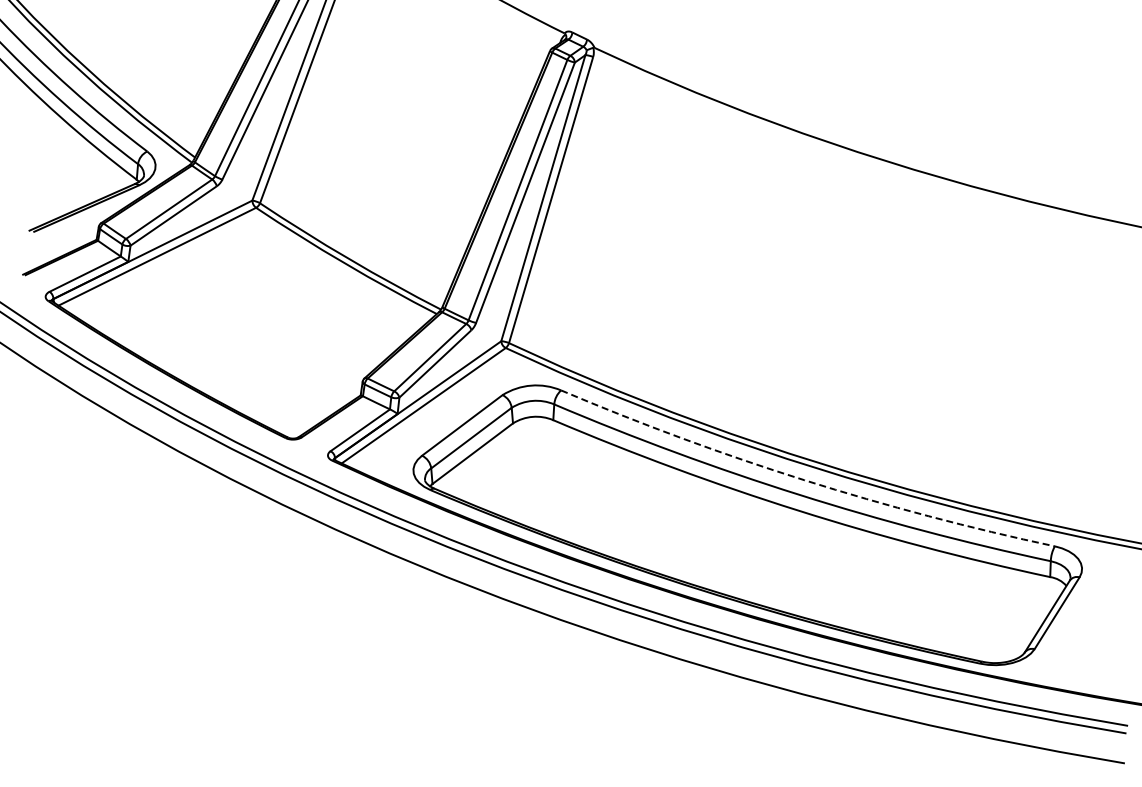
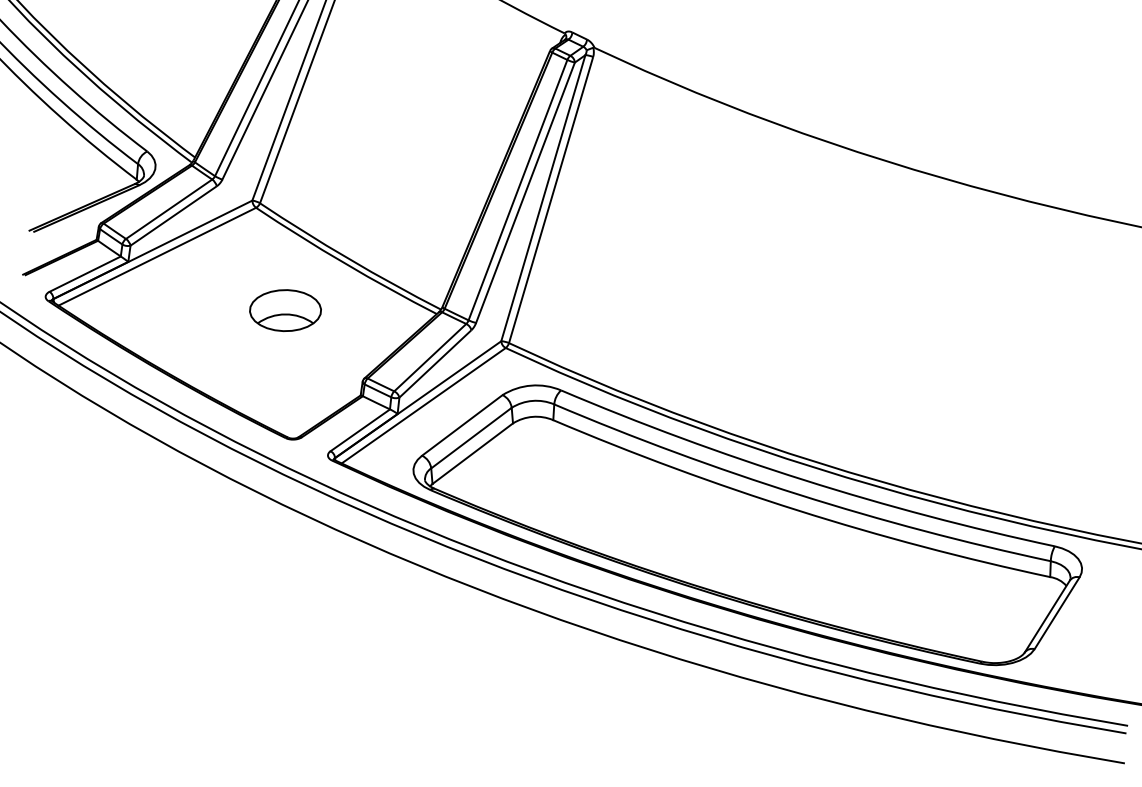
part: none -> present (285, 310)
arc: dashed -> solid (804, 480)
